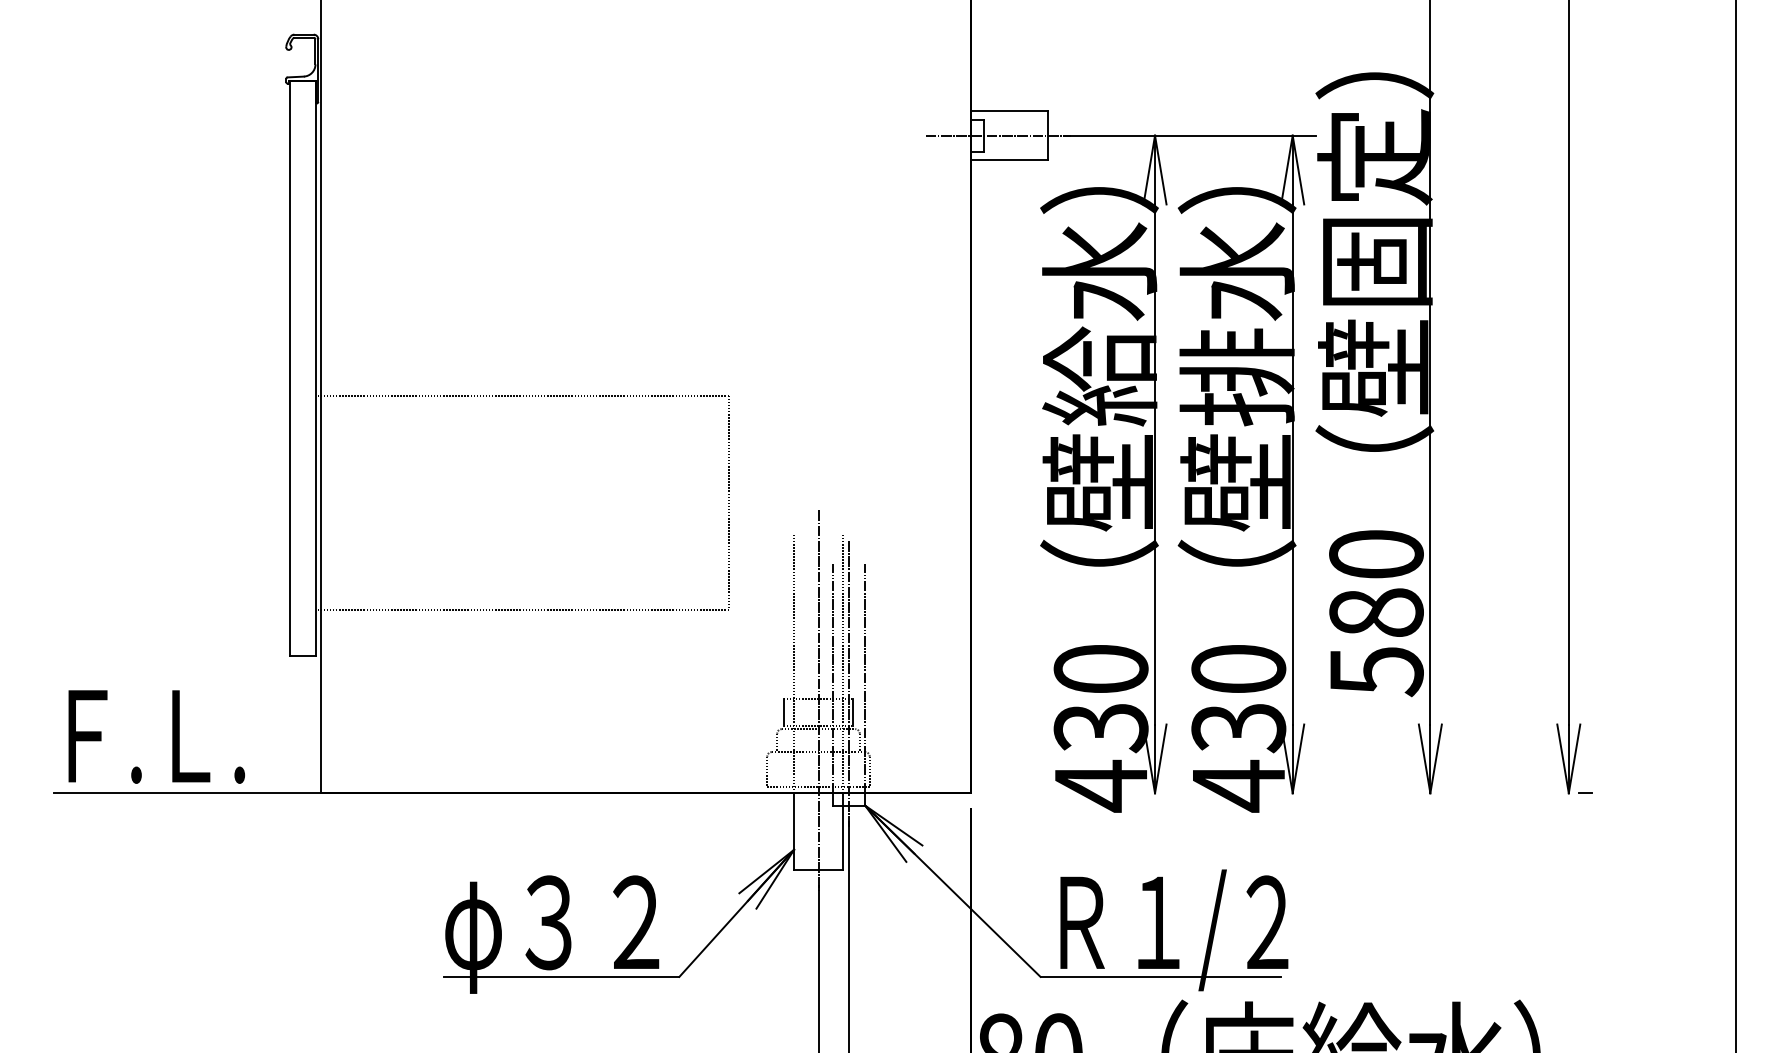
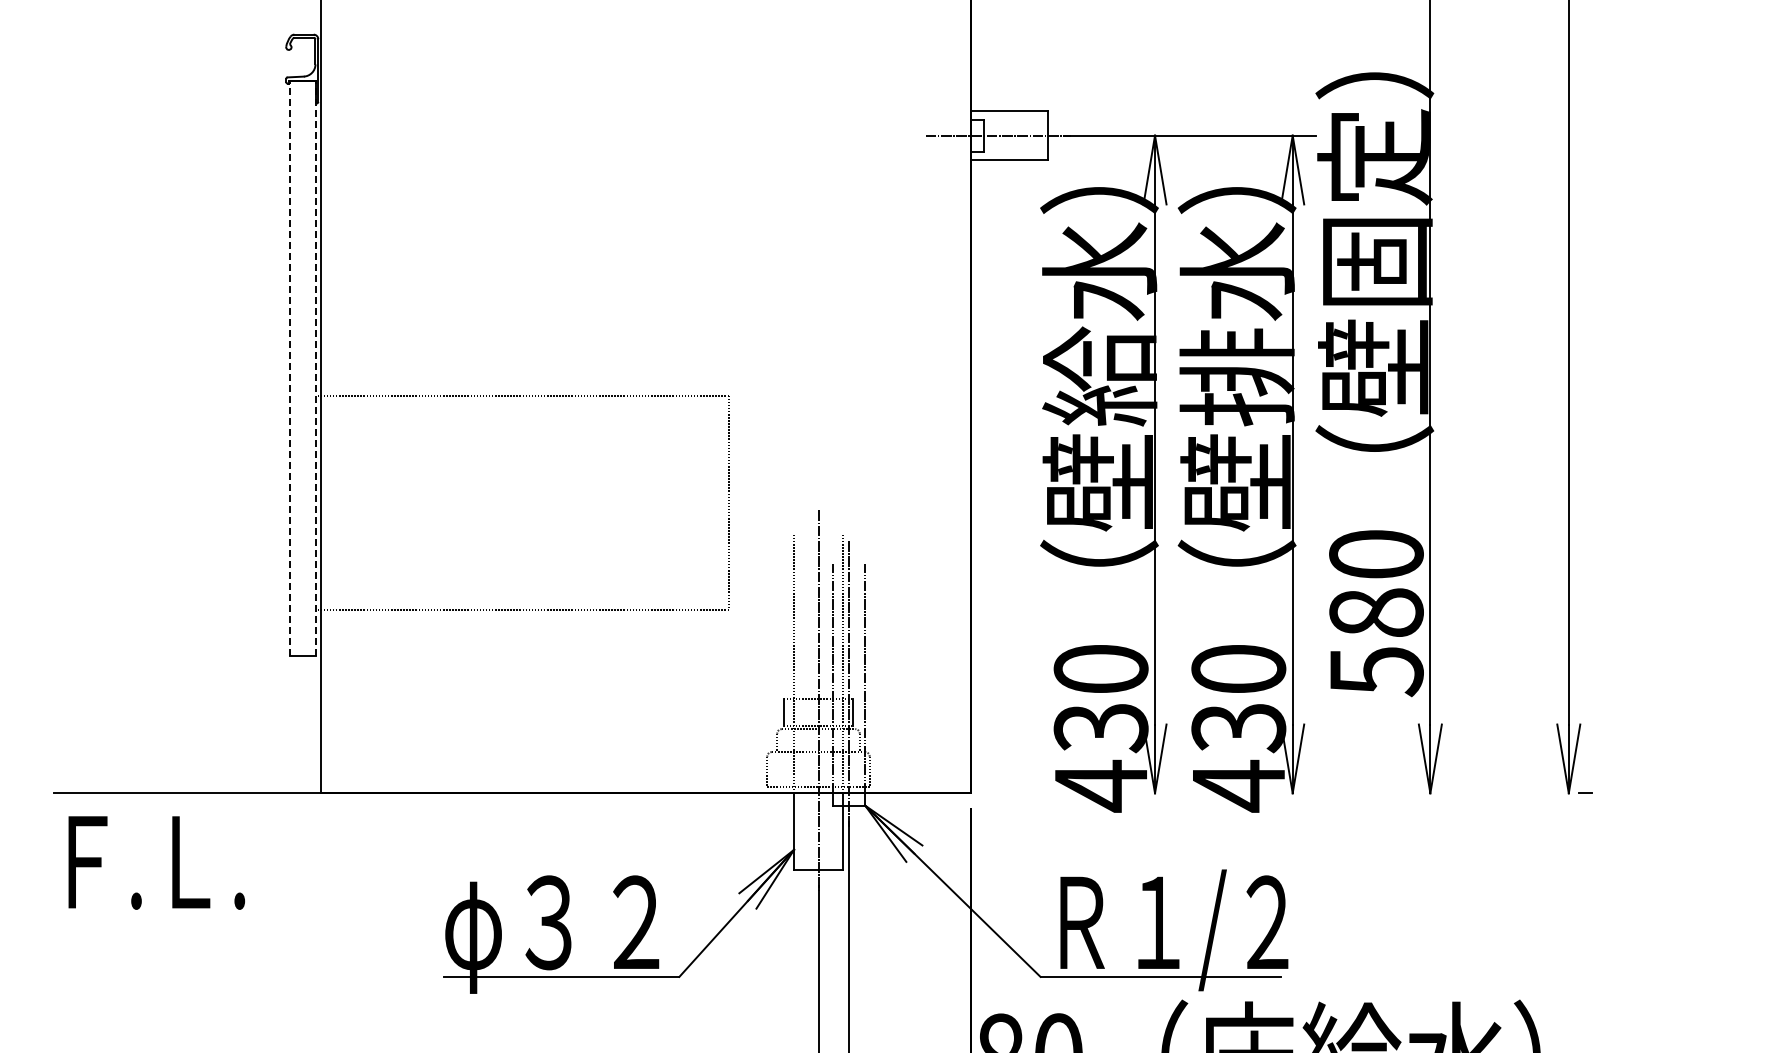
line: solid -> dashed (290, 368)
line: solid -> dashed (316, 368)
line: present -> none (1736, 525)
text position: (156, 736) -> (156, 862) (156, 862)
